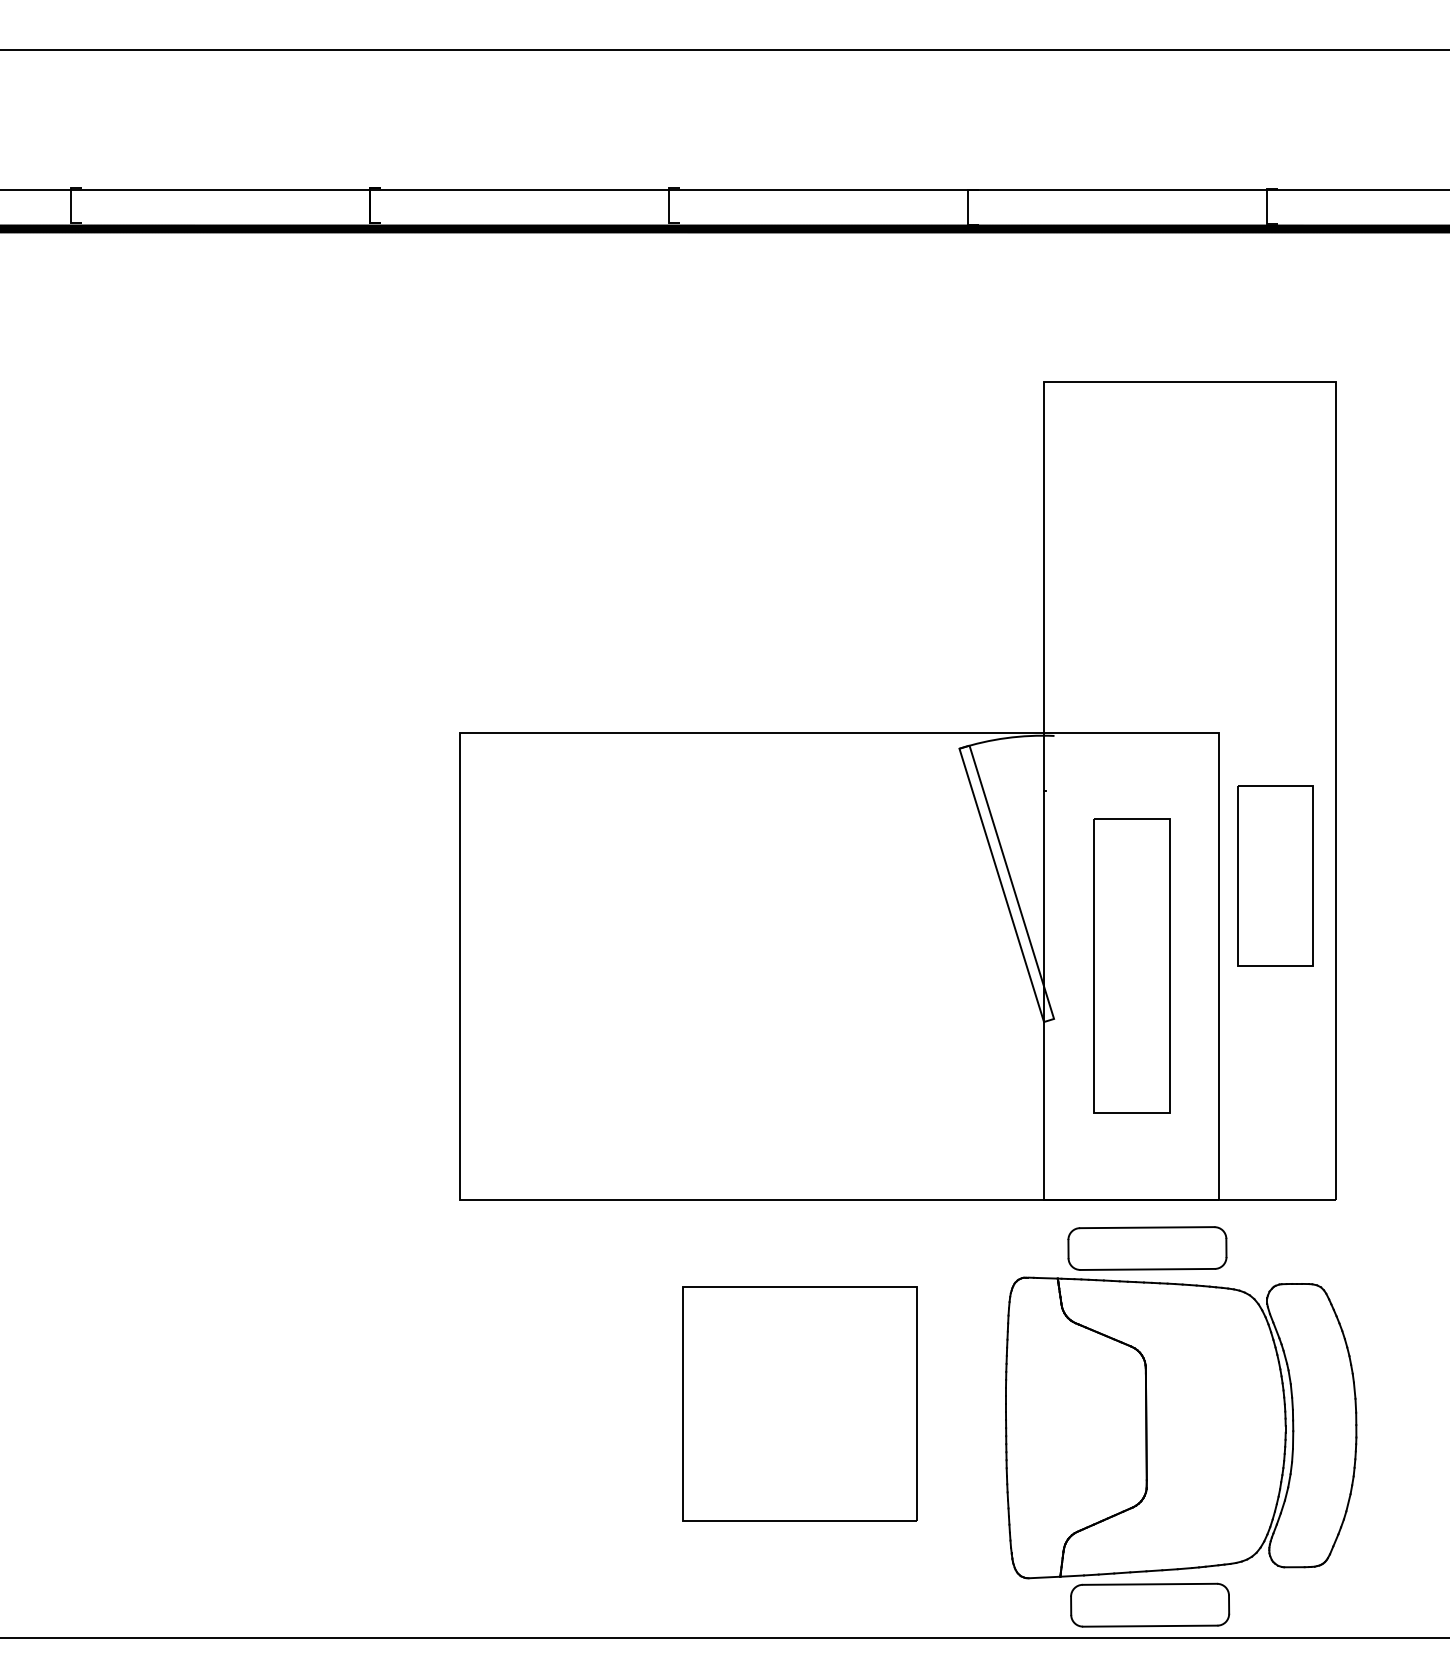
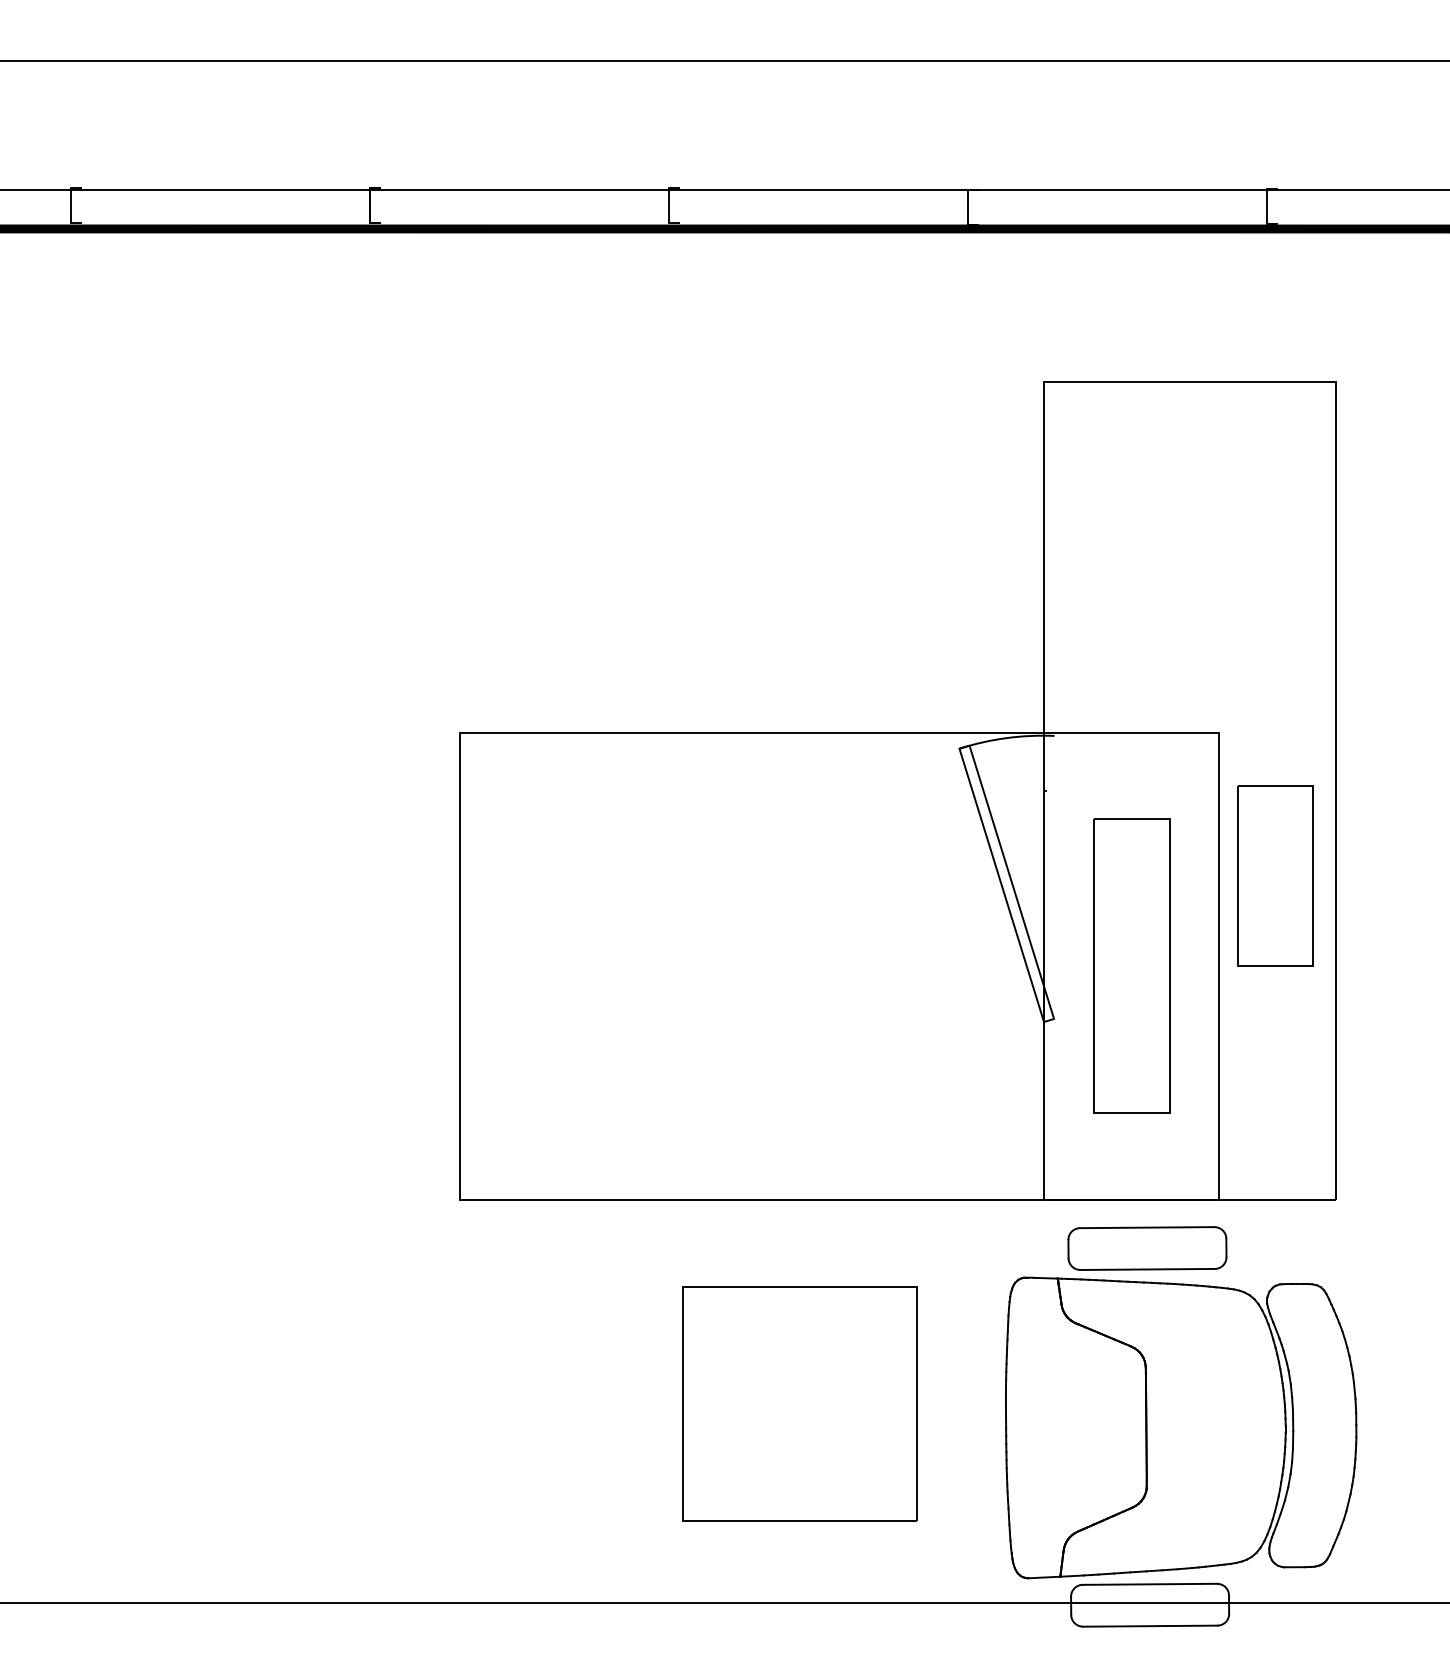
line position: (724, 50) -> (724, 61) (724, 61)
line position: (724, 1638) -> (724, 1603) (724, 1603)
